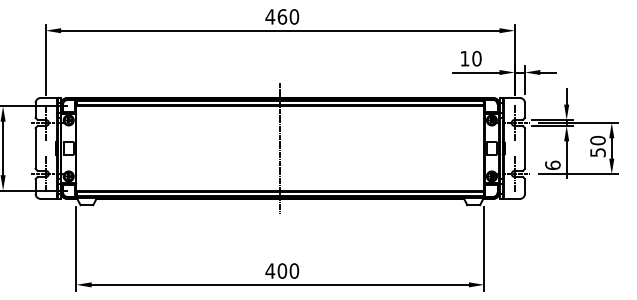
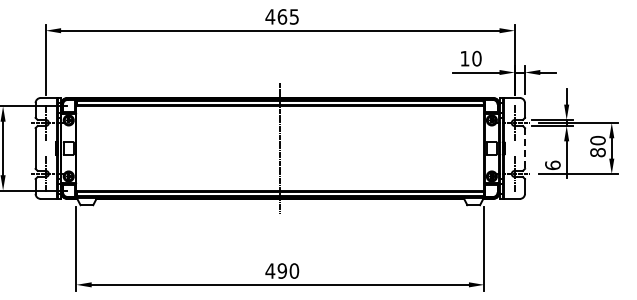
text: 460 -> 465 (294, 16)
line: solid -> dashed (525, 148)
text: 50 -> 80 (597, 152)
text: 400 -> 490 (281, 270)
